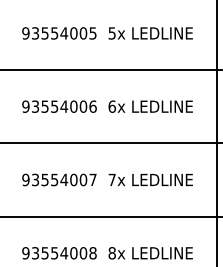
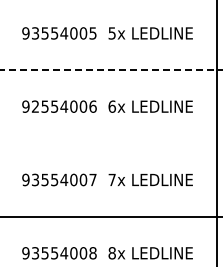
line: solid -> dashed (111, 70)
text: 93554006 -> 92554006 (35, 106)
line: present -> none (110, 143)
